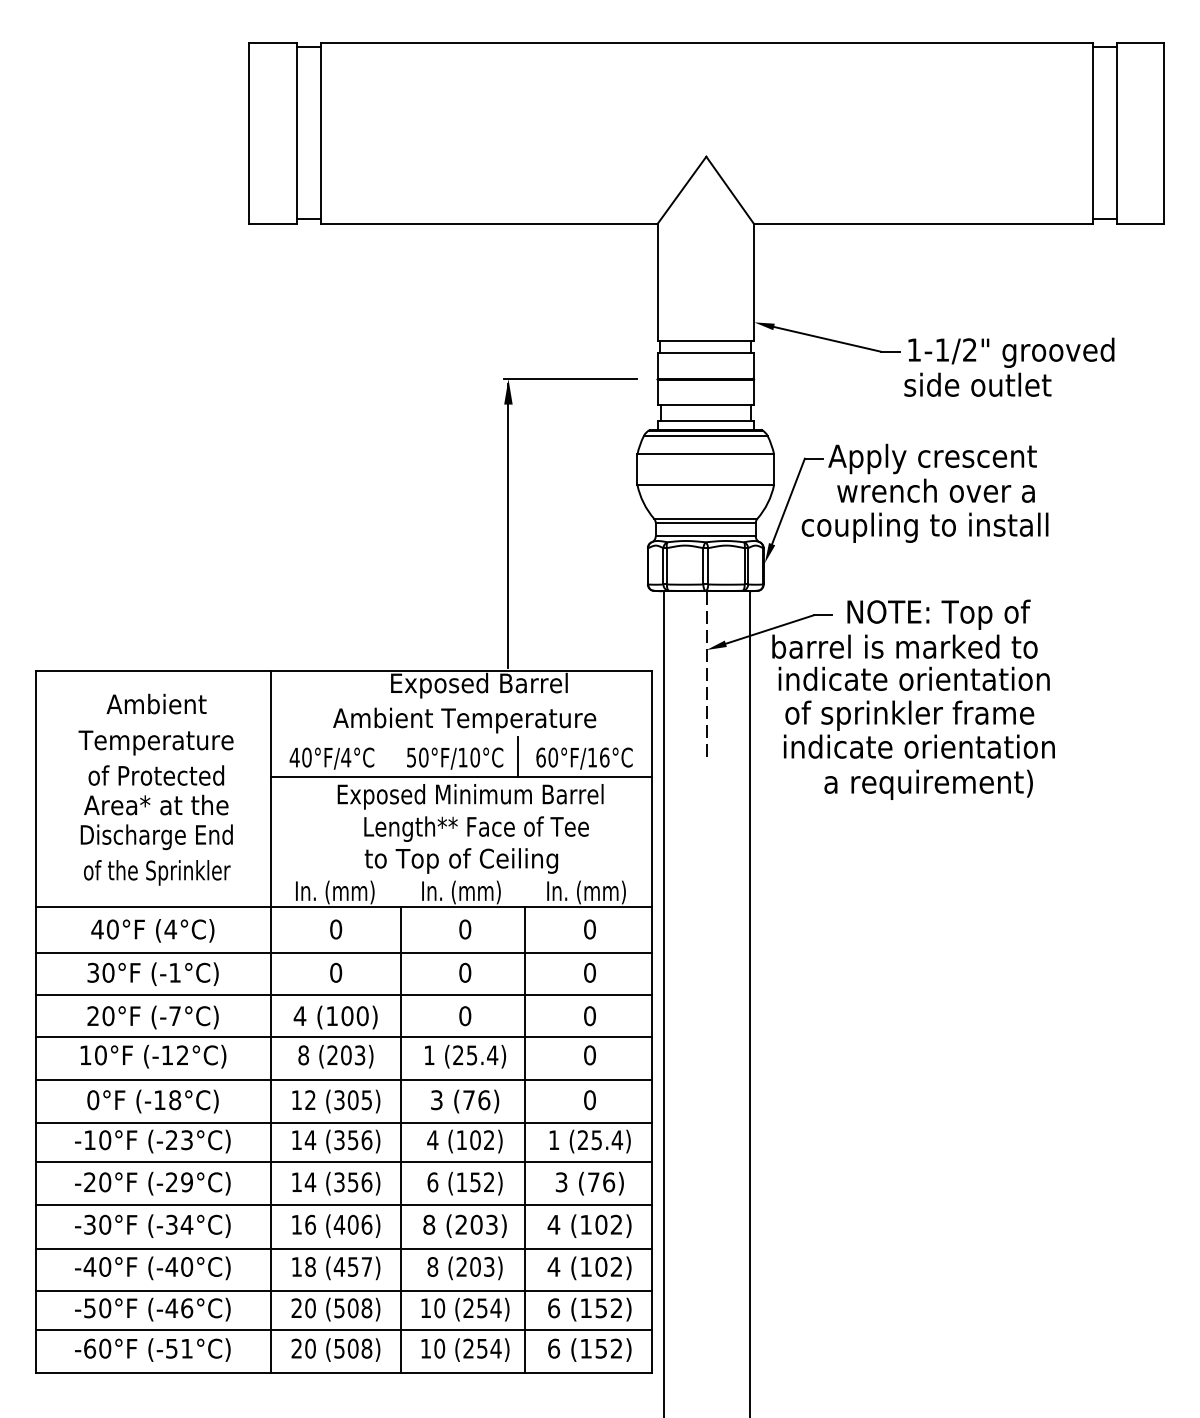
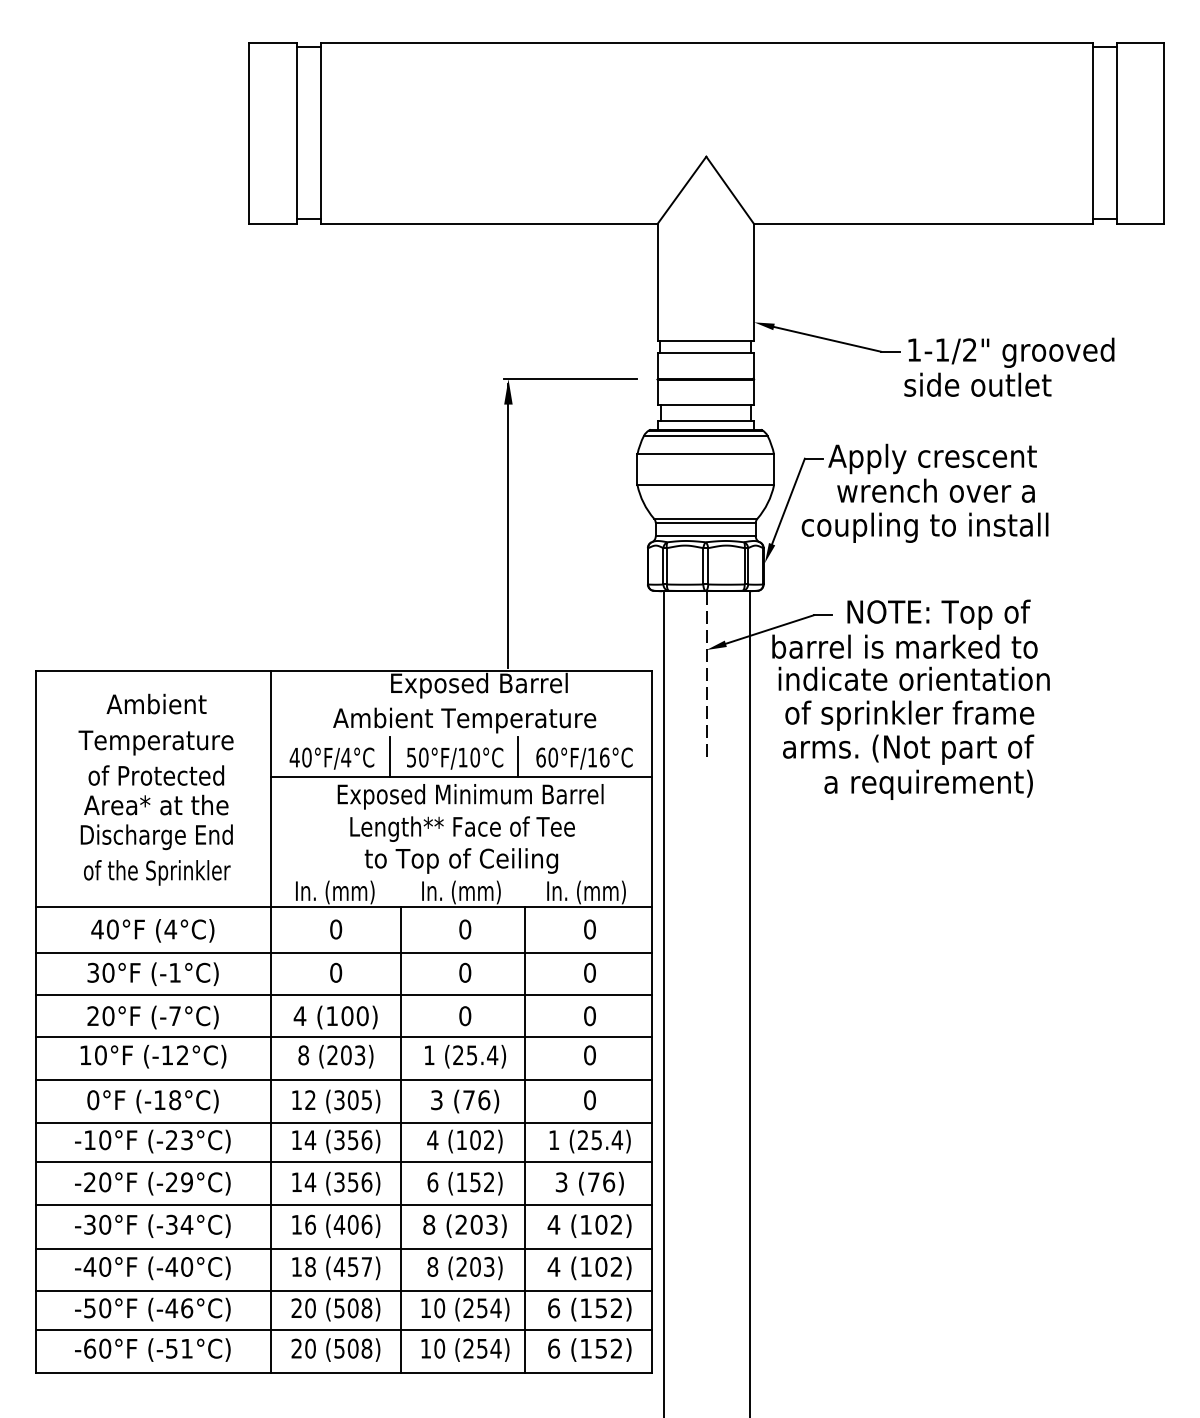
text: indicate orientation -> arms. (Not part of (918, 749)
line: none -> present (390, 756)
text position: (476, 828) -> (462, 828) (462, 828)
